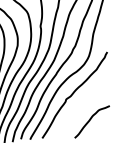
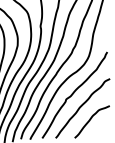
curve: none -> present (81, 107)
